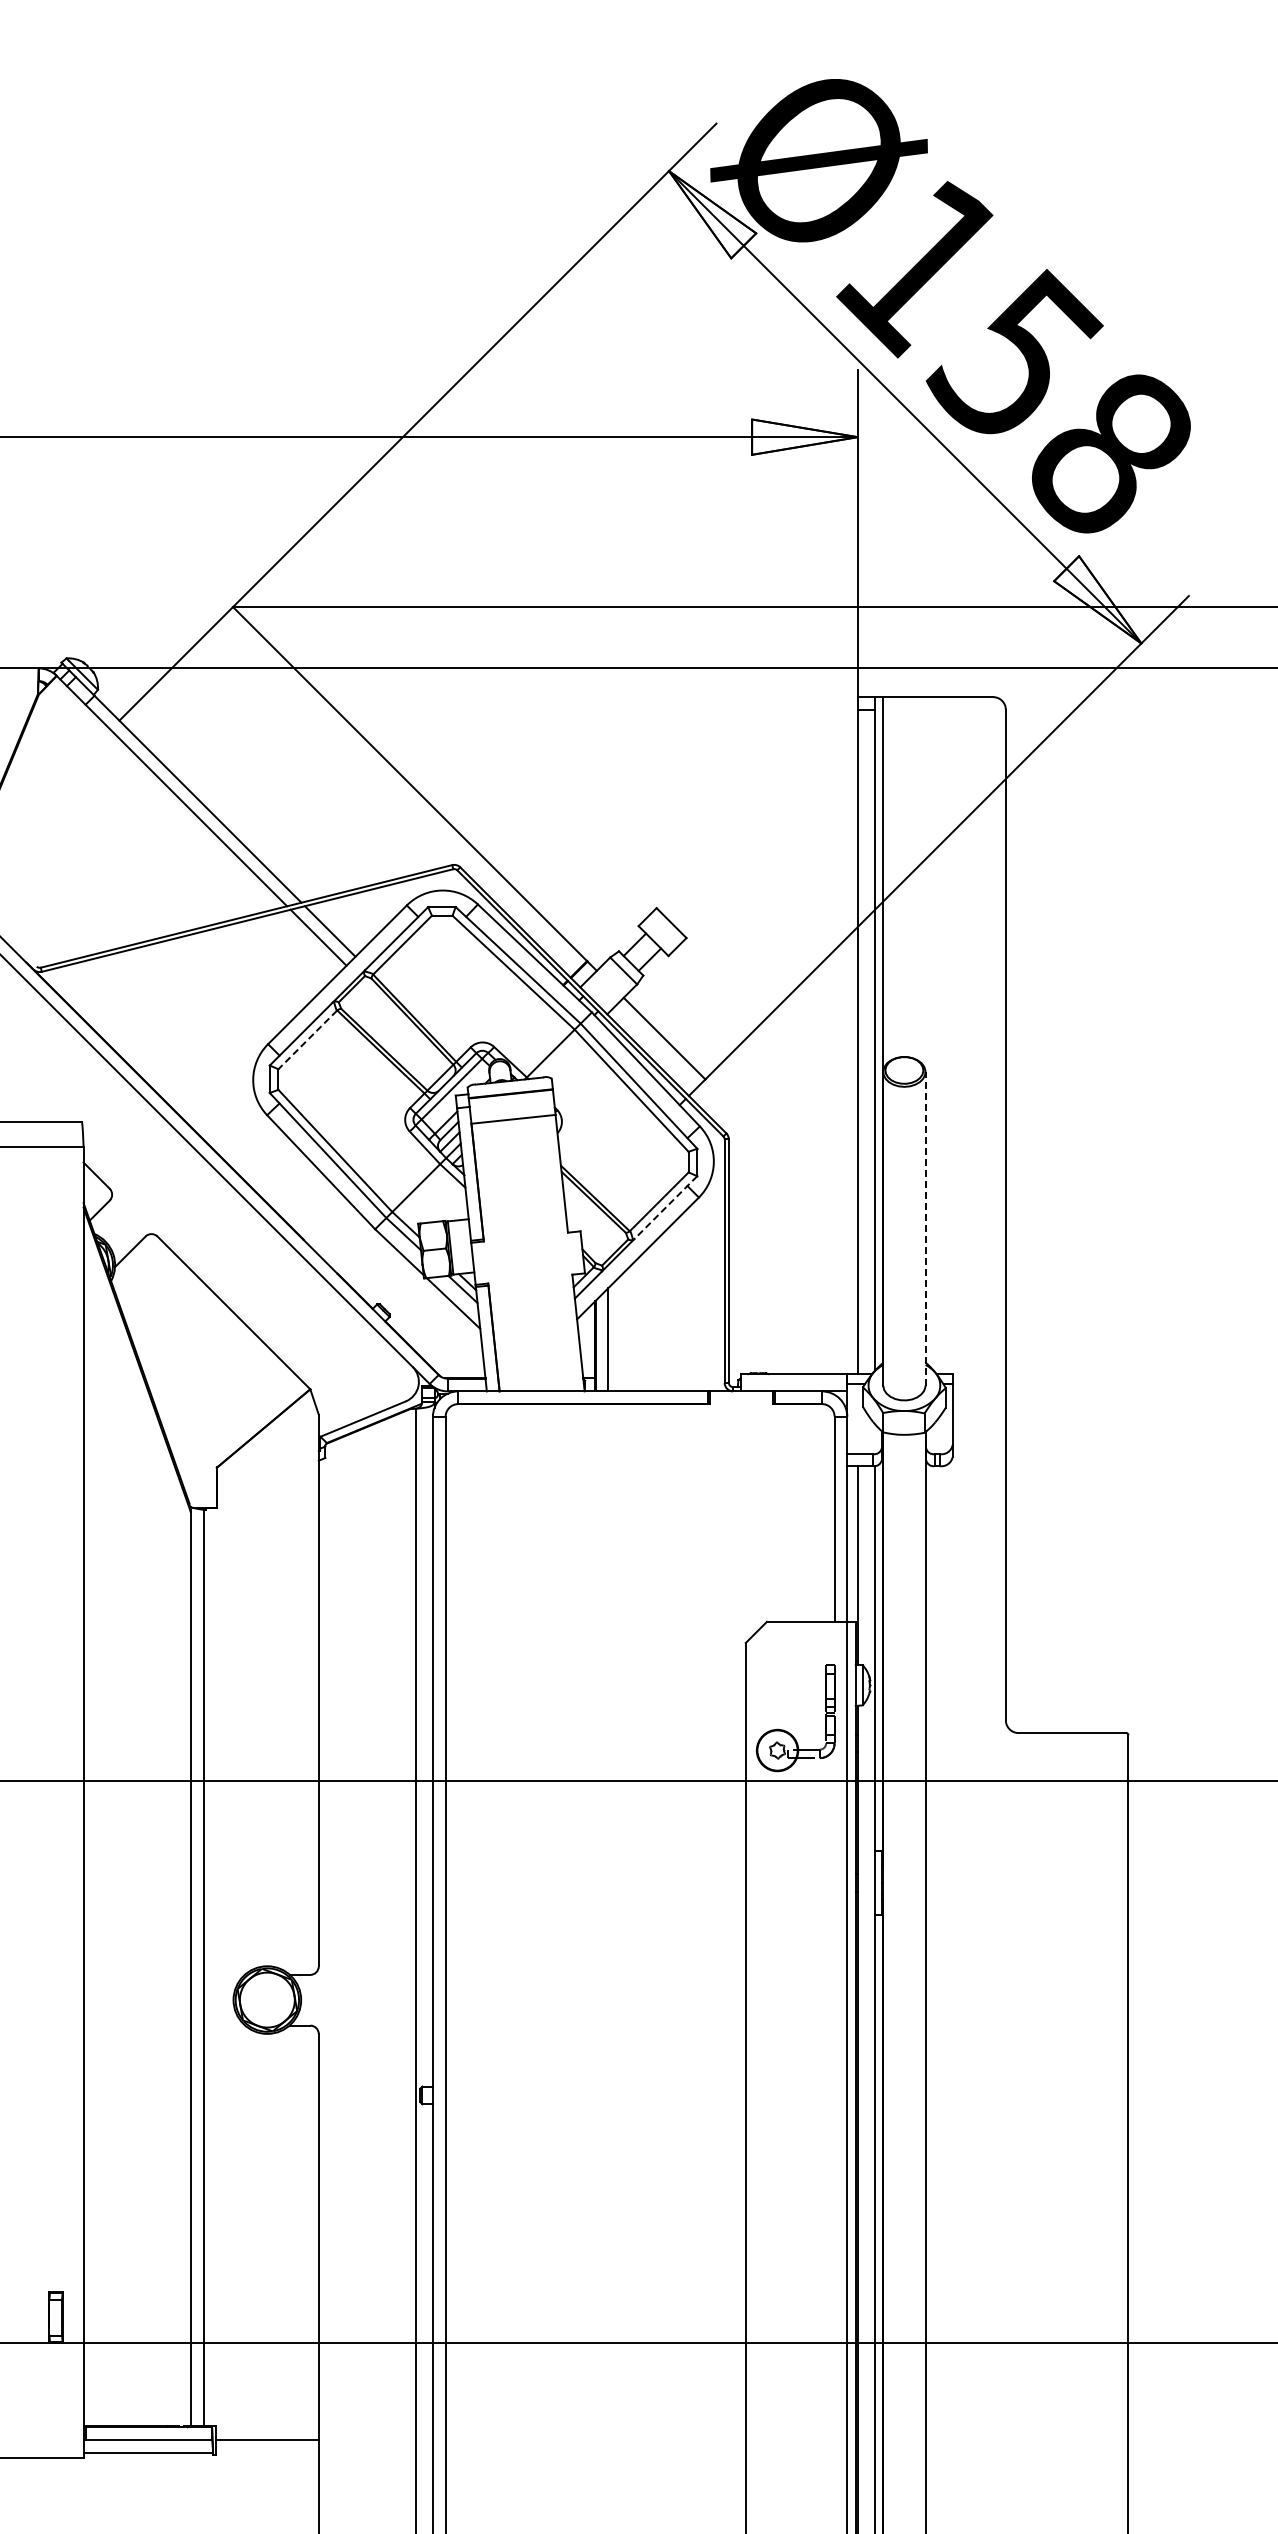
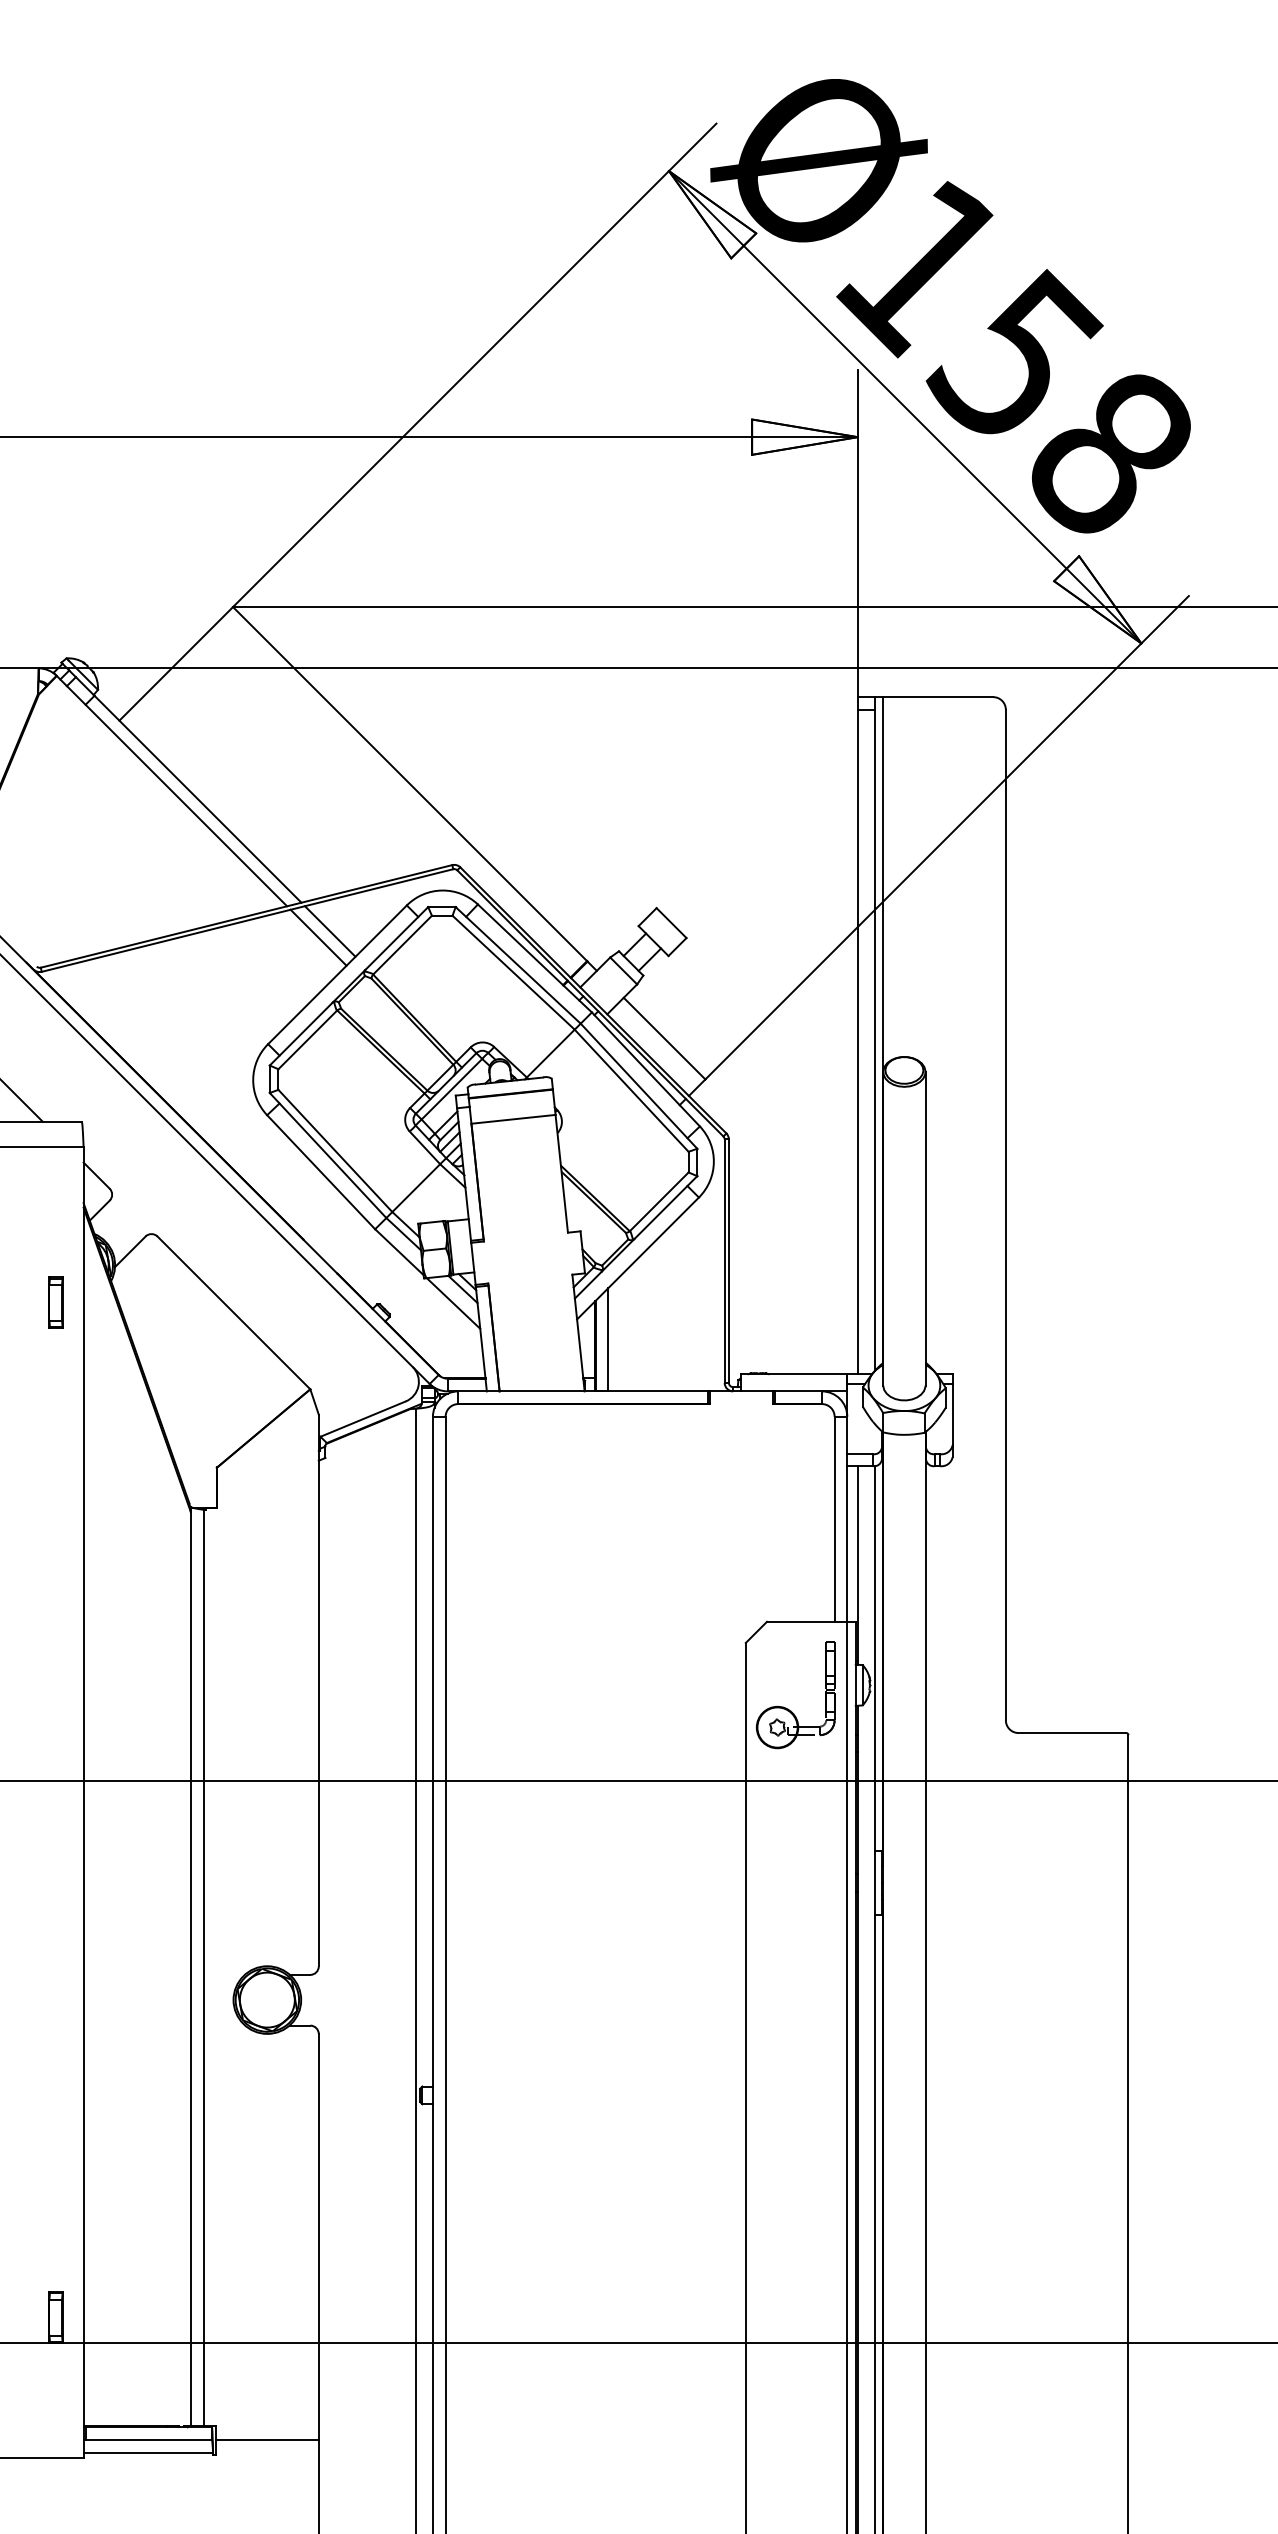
line: dashed -> solid (307, 1040)
line: none -> present (22, 1101)
line: dashed -> solid (665, 1207)
line: dashed -> solid (925, 1228)
part: none -> present (55, 1302)
part position: (788, 1731) -> (788, 1708) (788, 1708)
